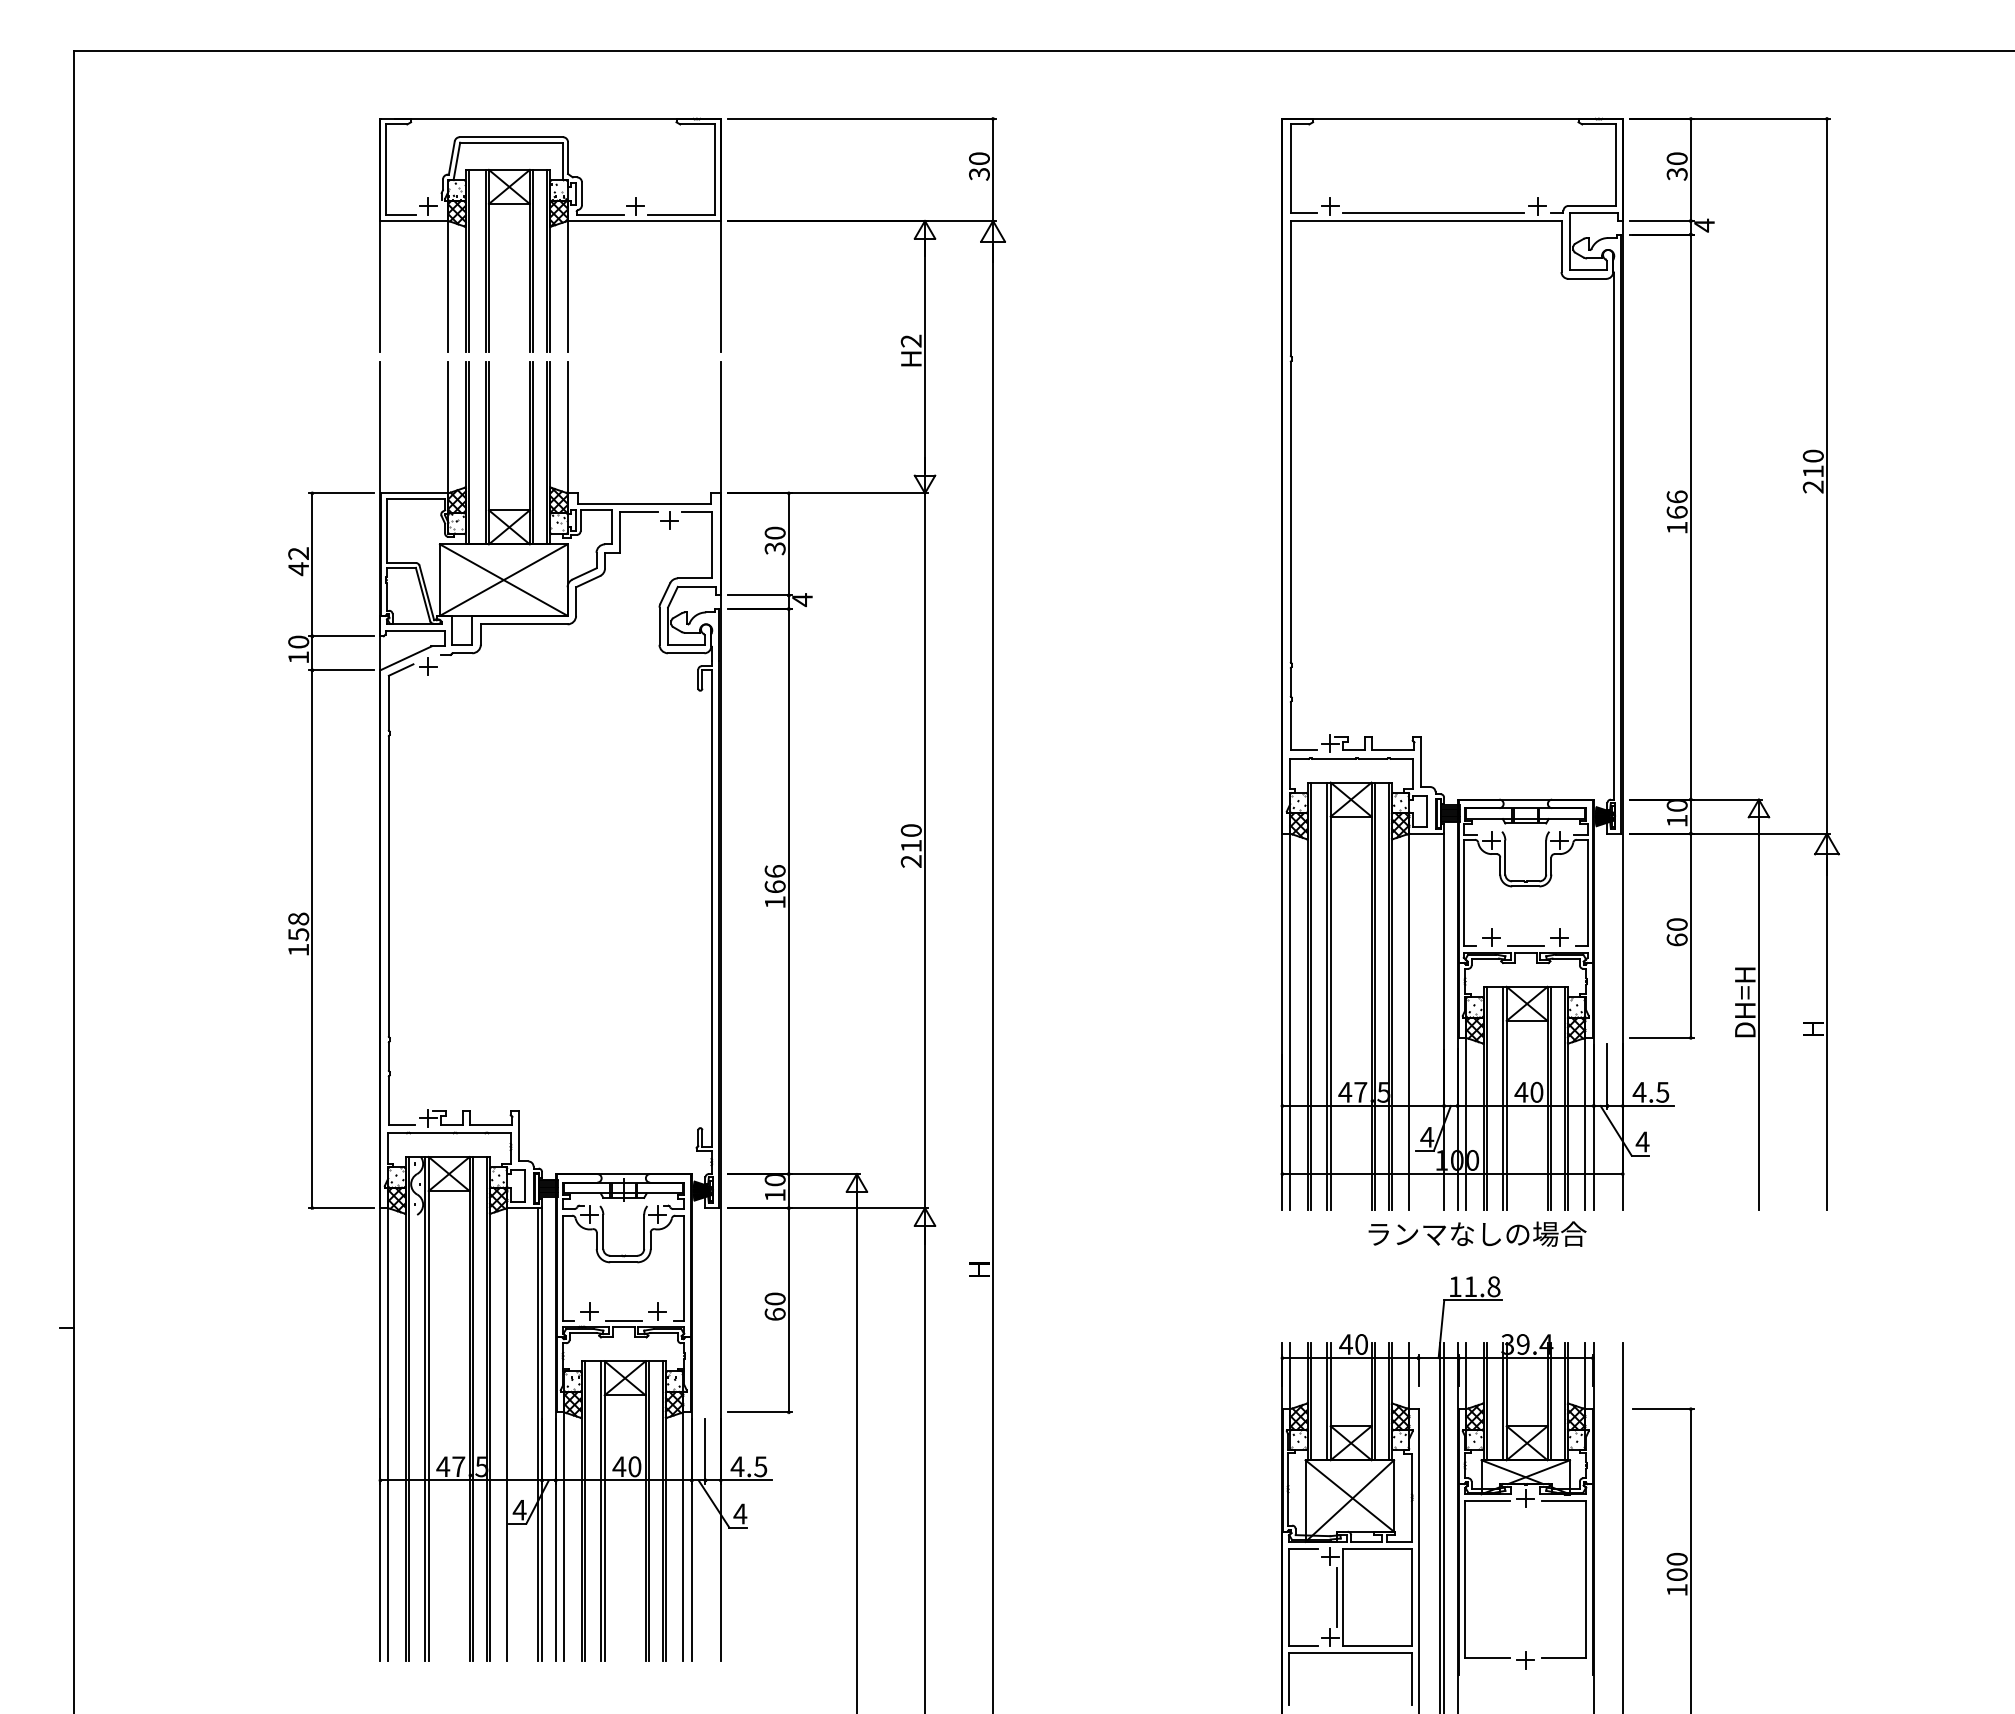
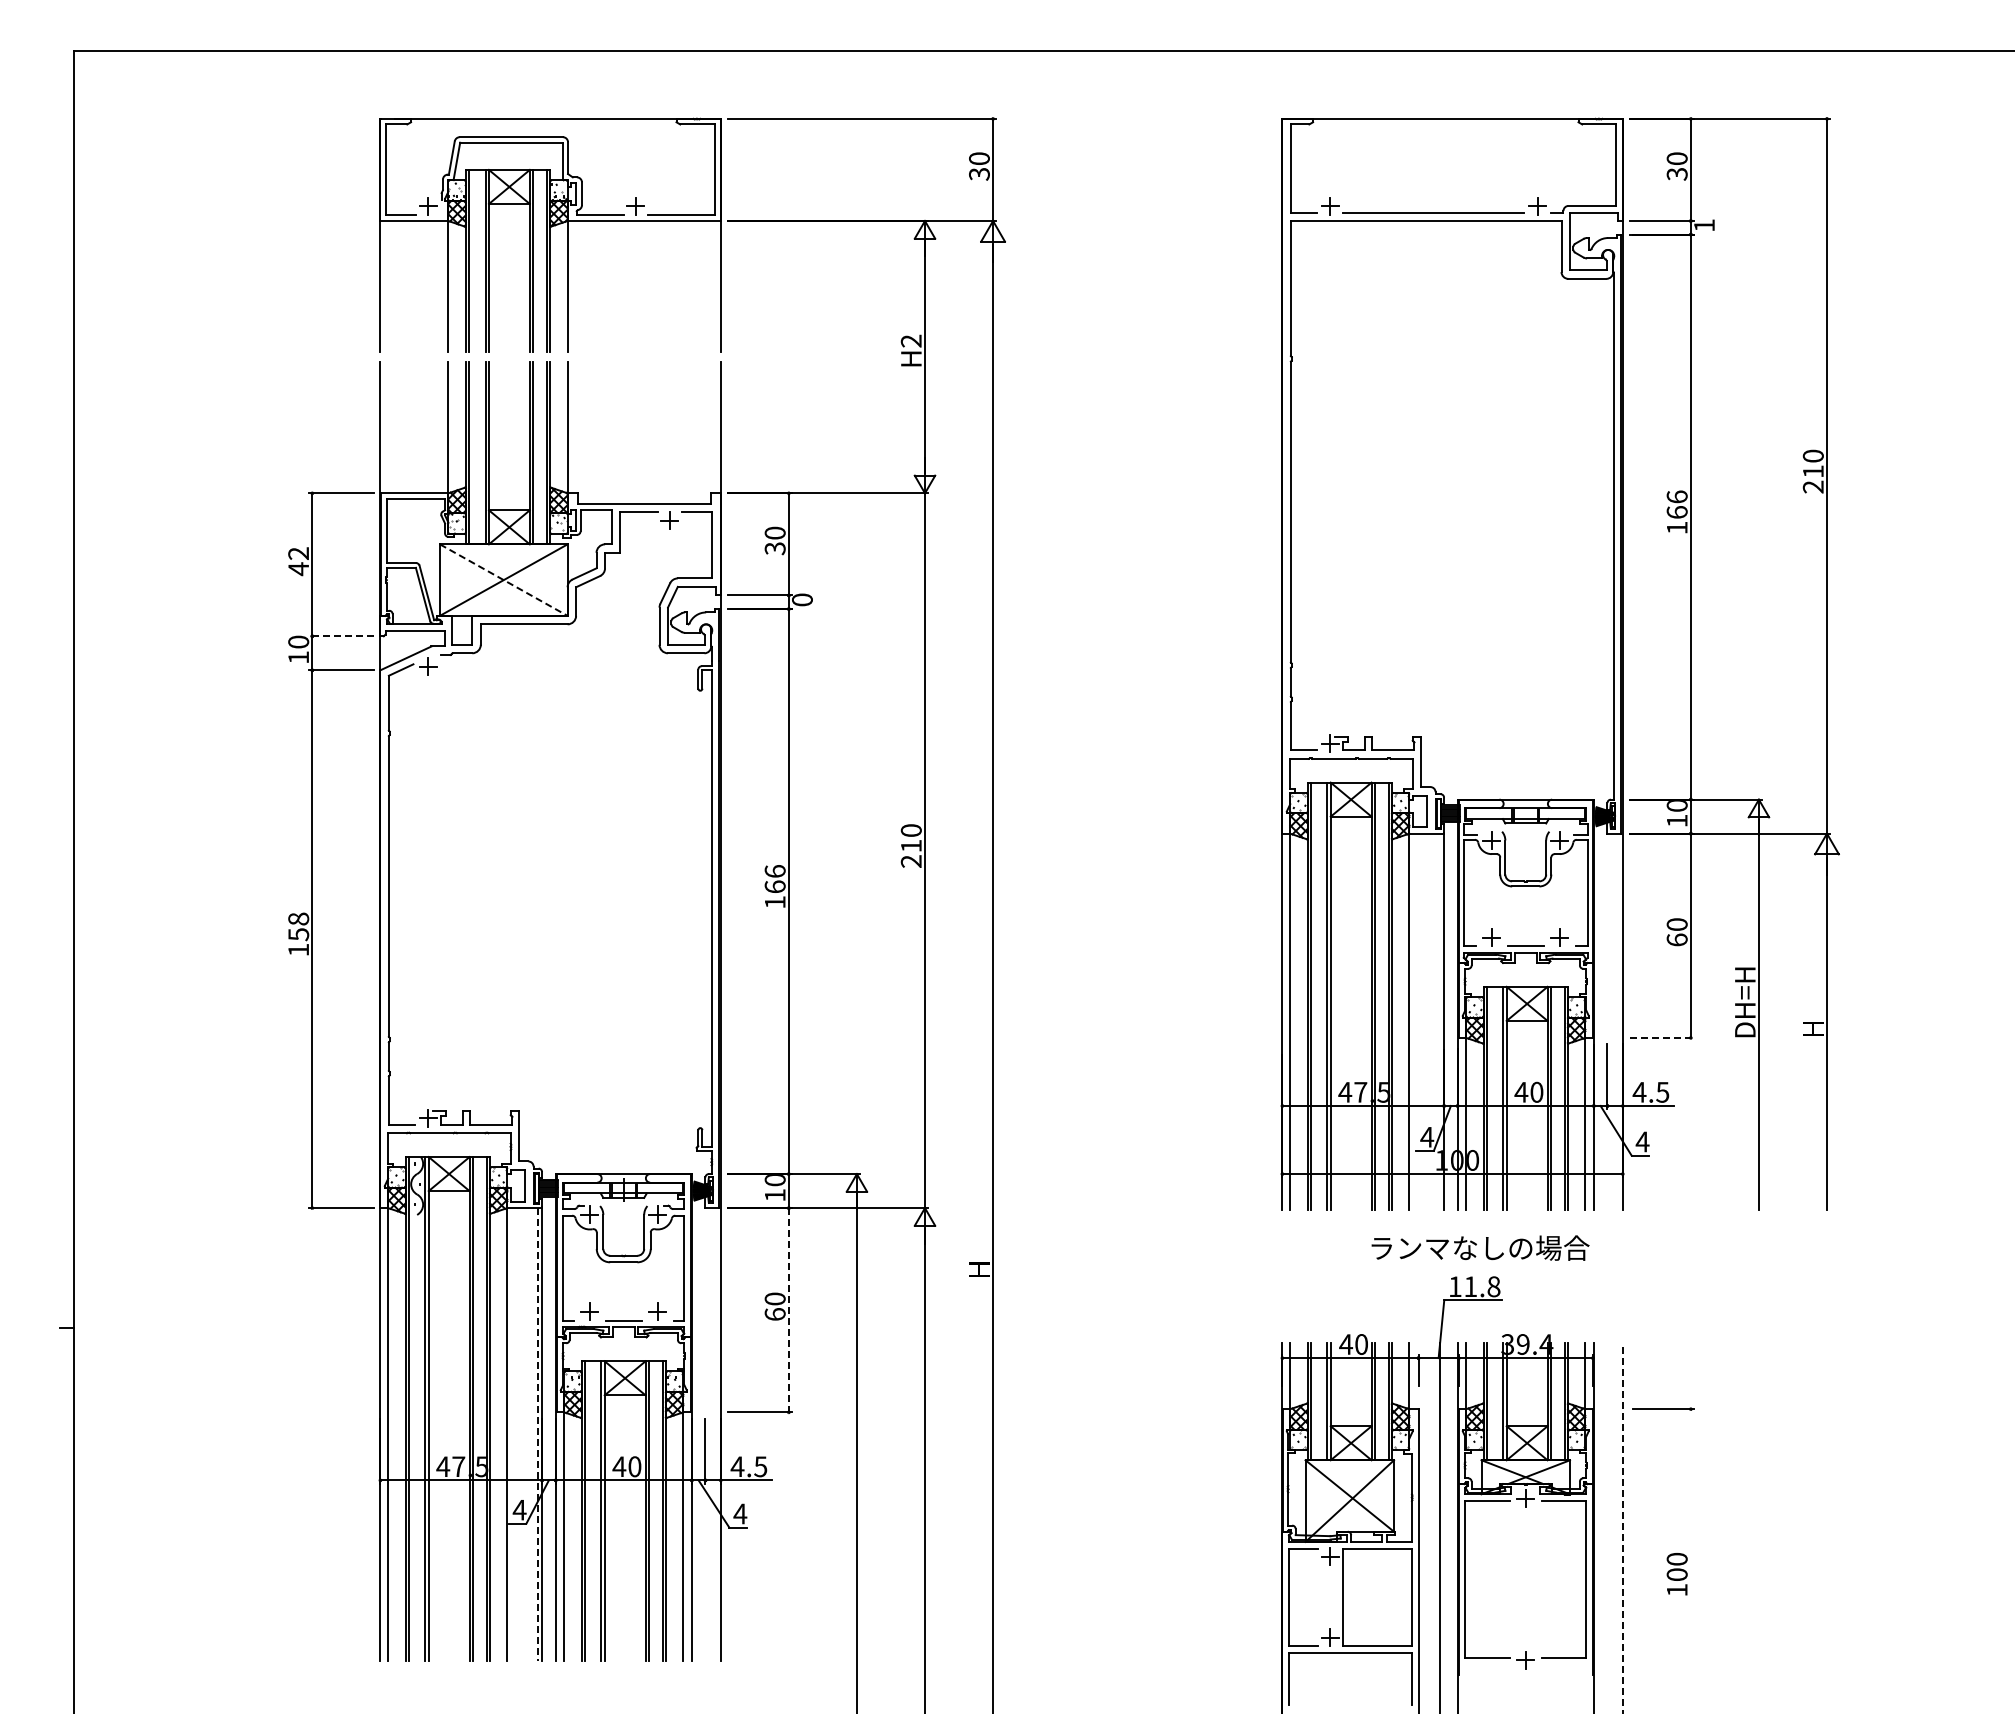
text: 4 -> 1 (1704, 225)
line: solid -> dashed (504, 580)
text: 4 -> 0 (802, 600)
line: solid -> dashed (340, 636)
line: solid -> dashed (1662, 1037)
text position: (1477, 1233) -> (1480, 1247) (1480, 1247)
line: solid -> dashed (788, 1310)
line: solid -> dashed (537, 1434)
line: present -> none (1444, 1526)
line: solid -> dashed (1622, 1527)
line: present -> none (1690, 1559)
line: present -> none (1336, 1596)
